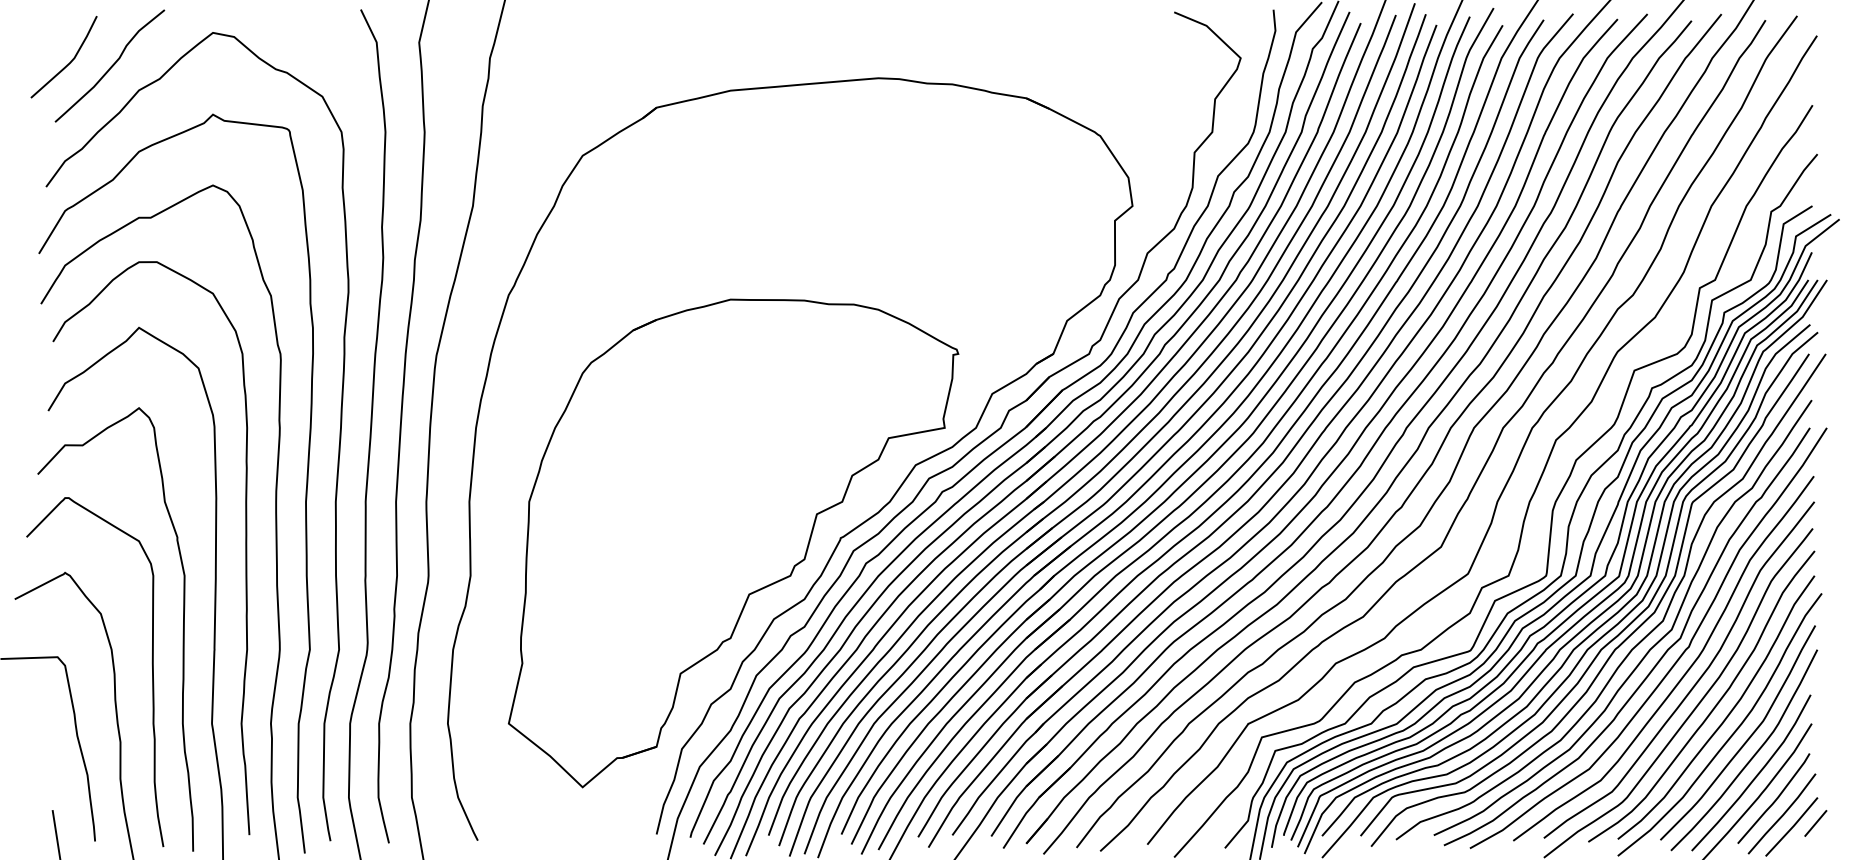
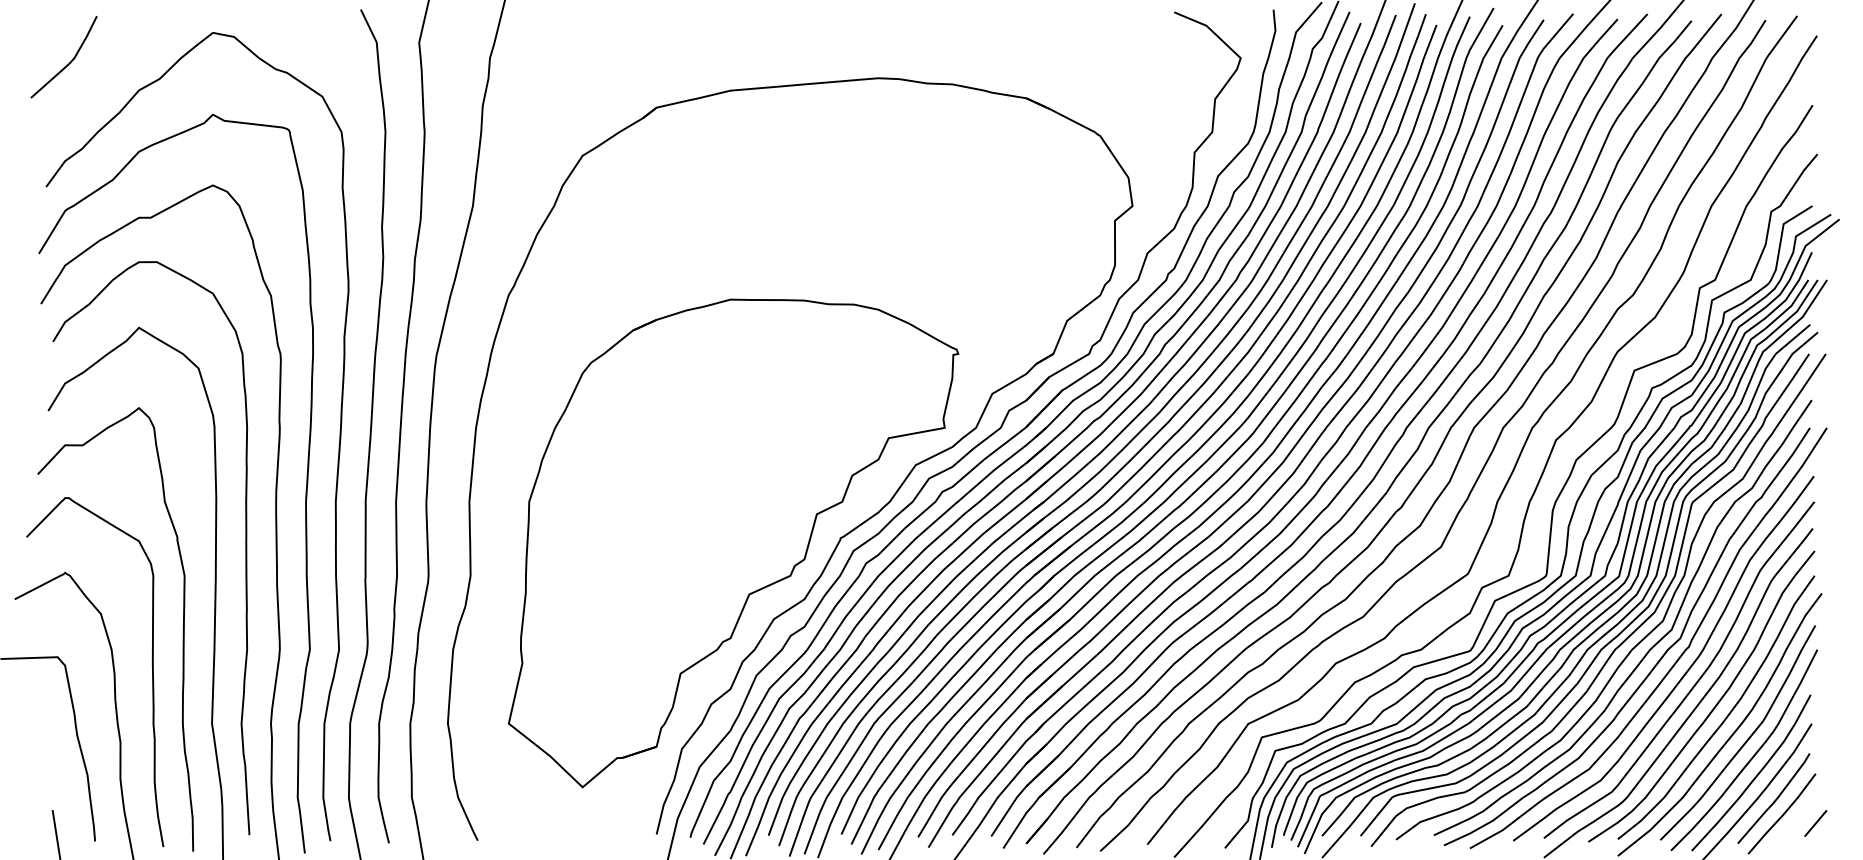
curve: present -> none (110, 66)
line: present -> none (1792, 826)
